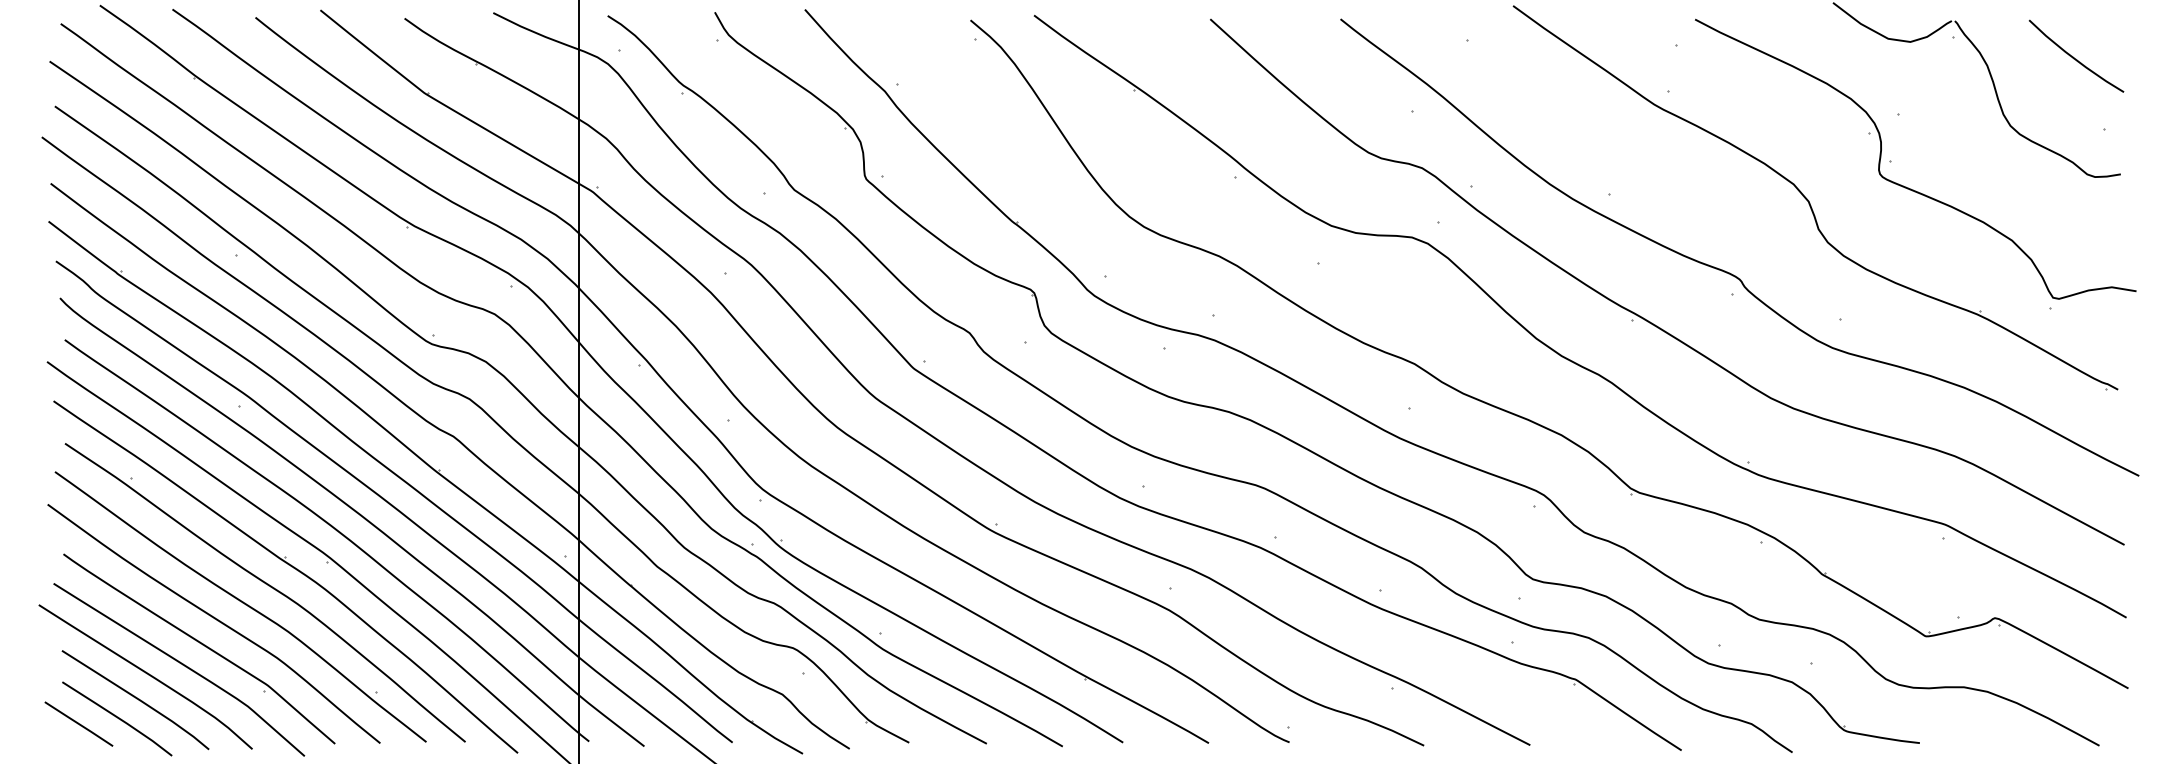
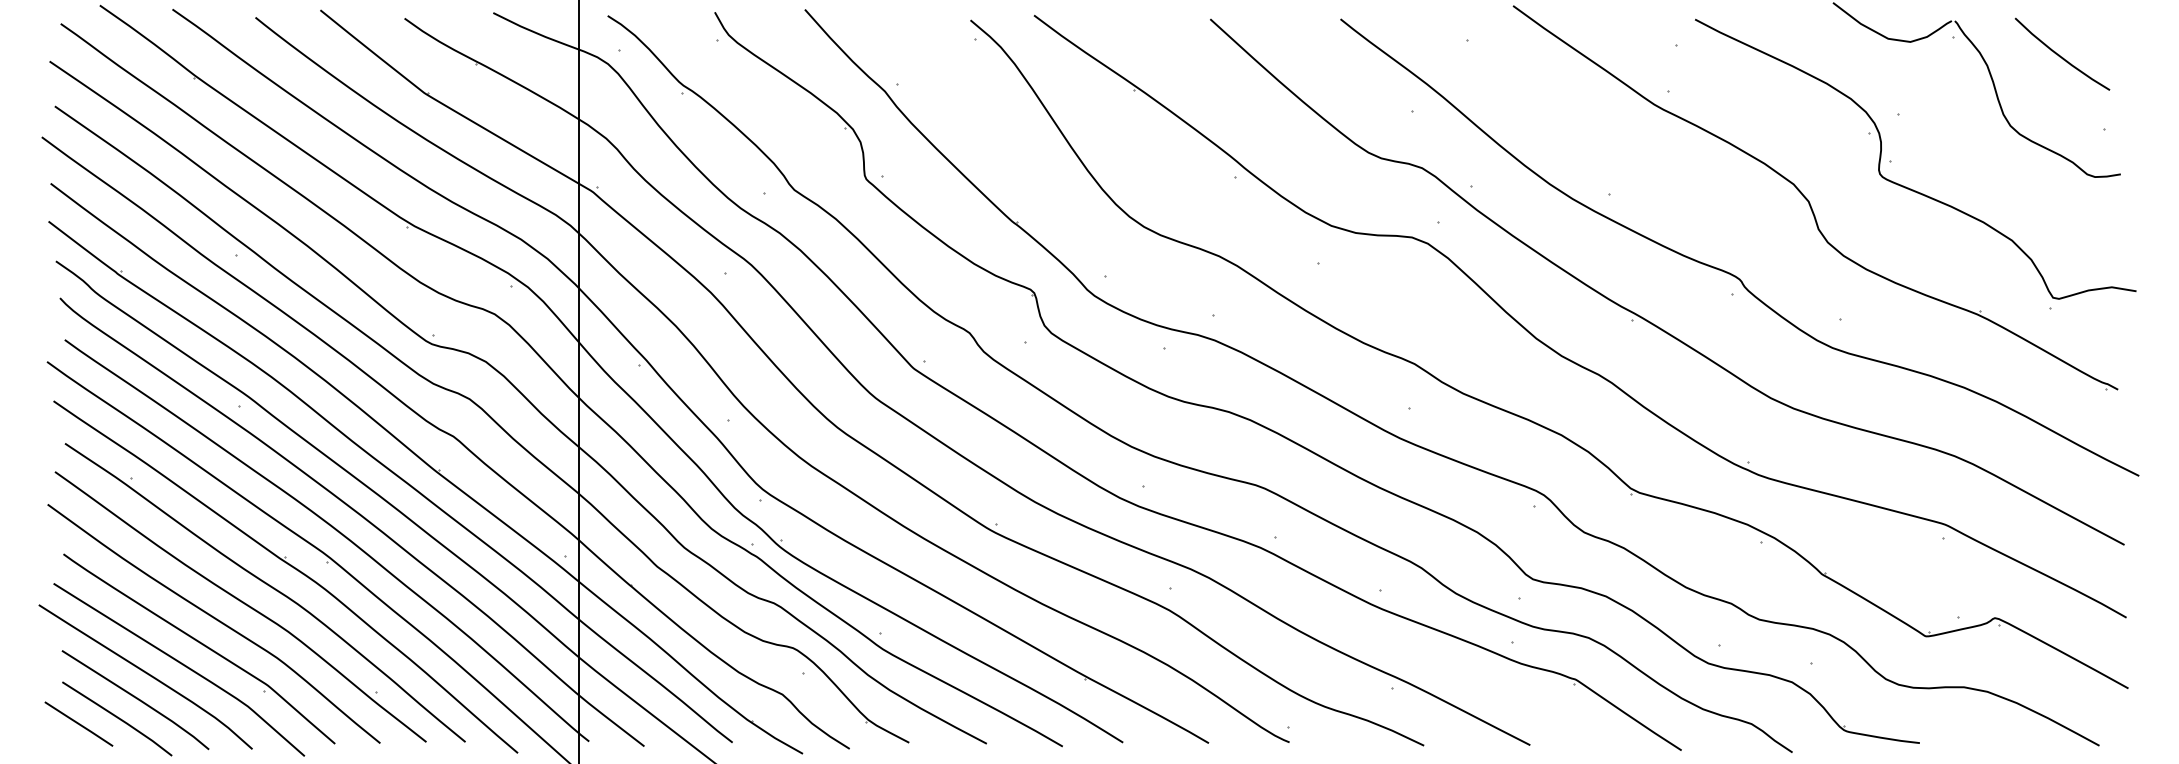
curve position: (2074, 57) -> (2060, 55) (2060, 55)
